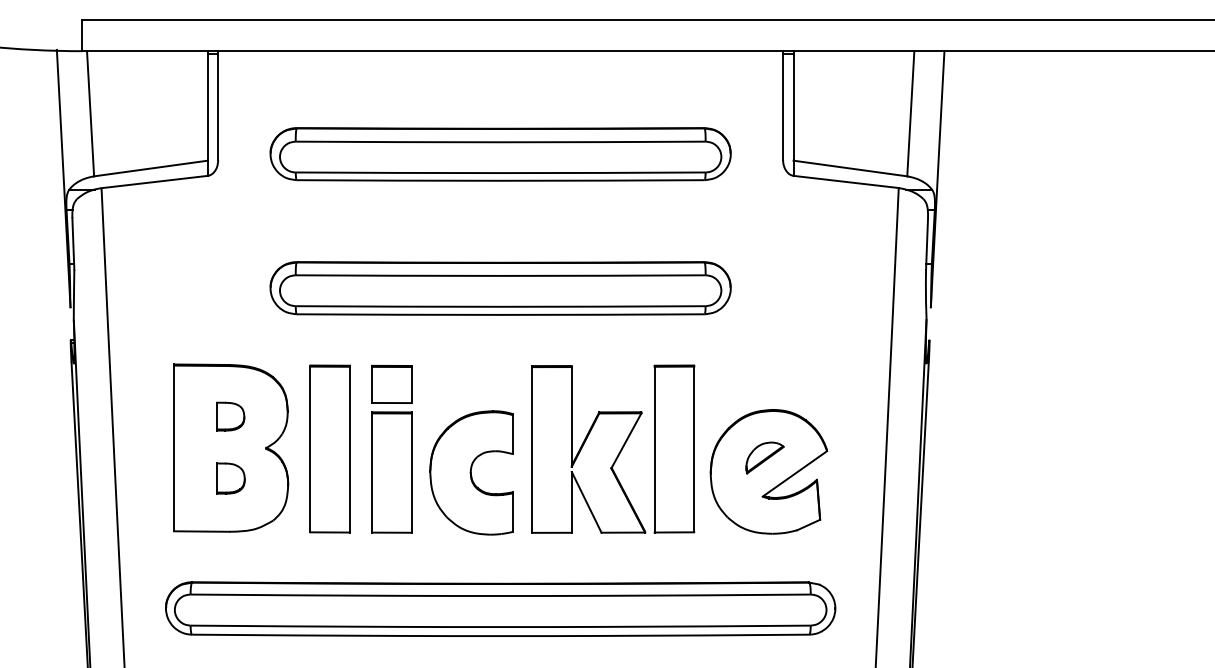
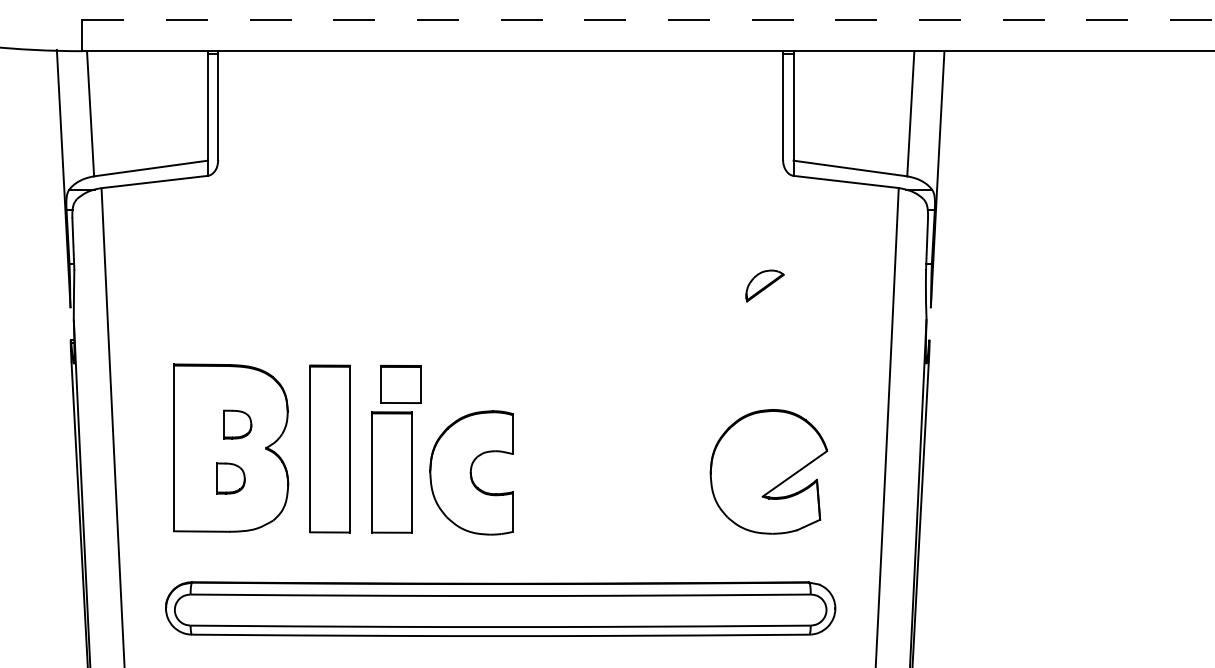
line: solid -> dashed (649, 19)
part: present -> none (500, 154)
part: present -> none (500, 288)
part position: (391, 383) -> (400, 383) (400, 383)
part position: (230, 416) -> (237, 424) (237, 424)
part: present -> none (613, 448)
part position: (764, 457) -> (764, 285) (764, 285)
